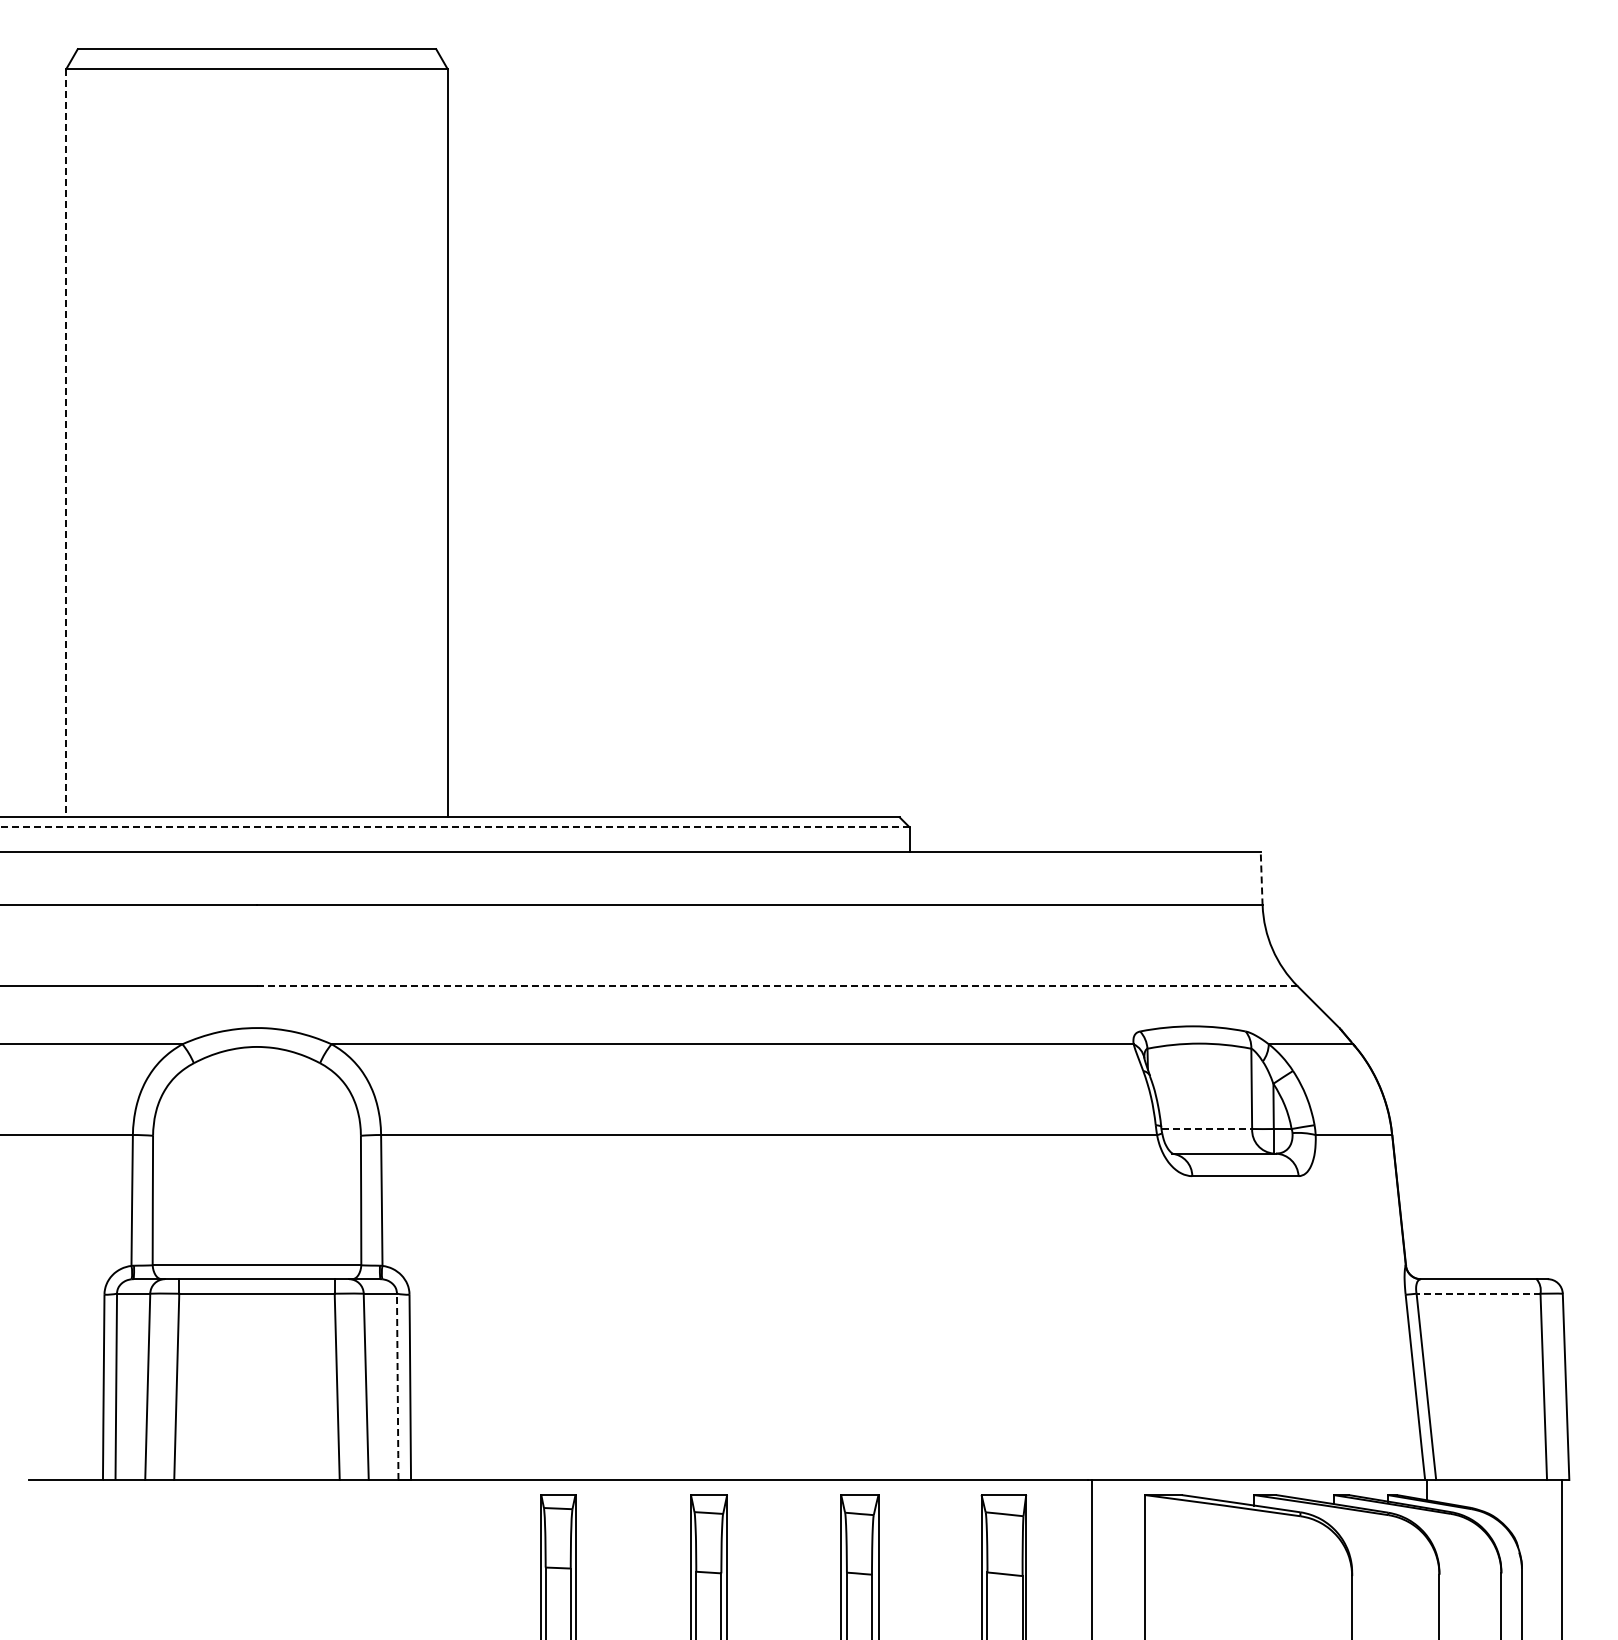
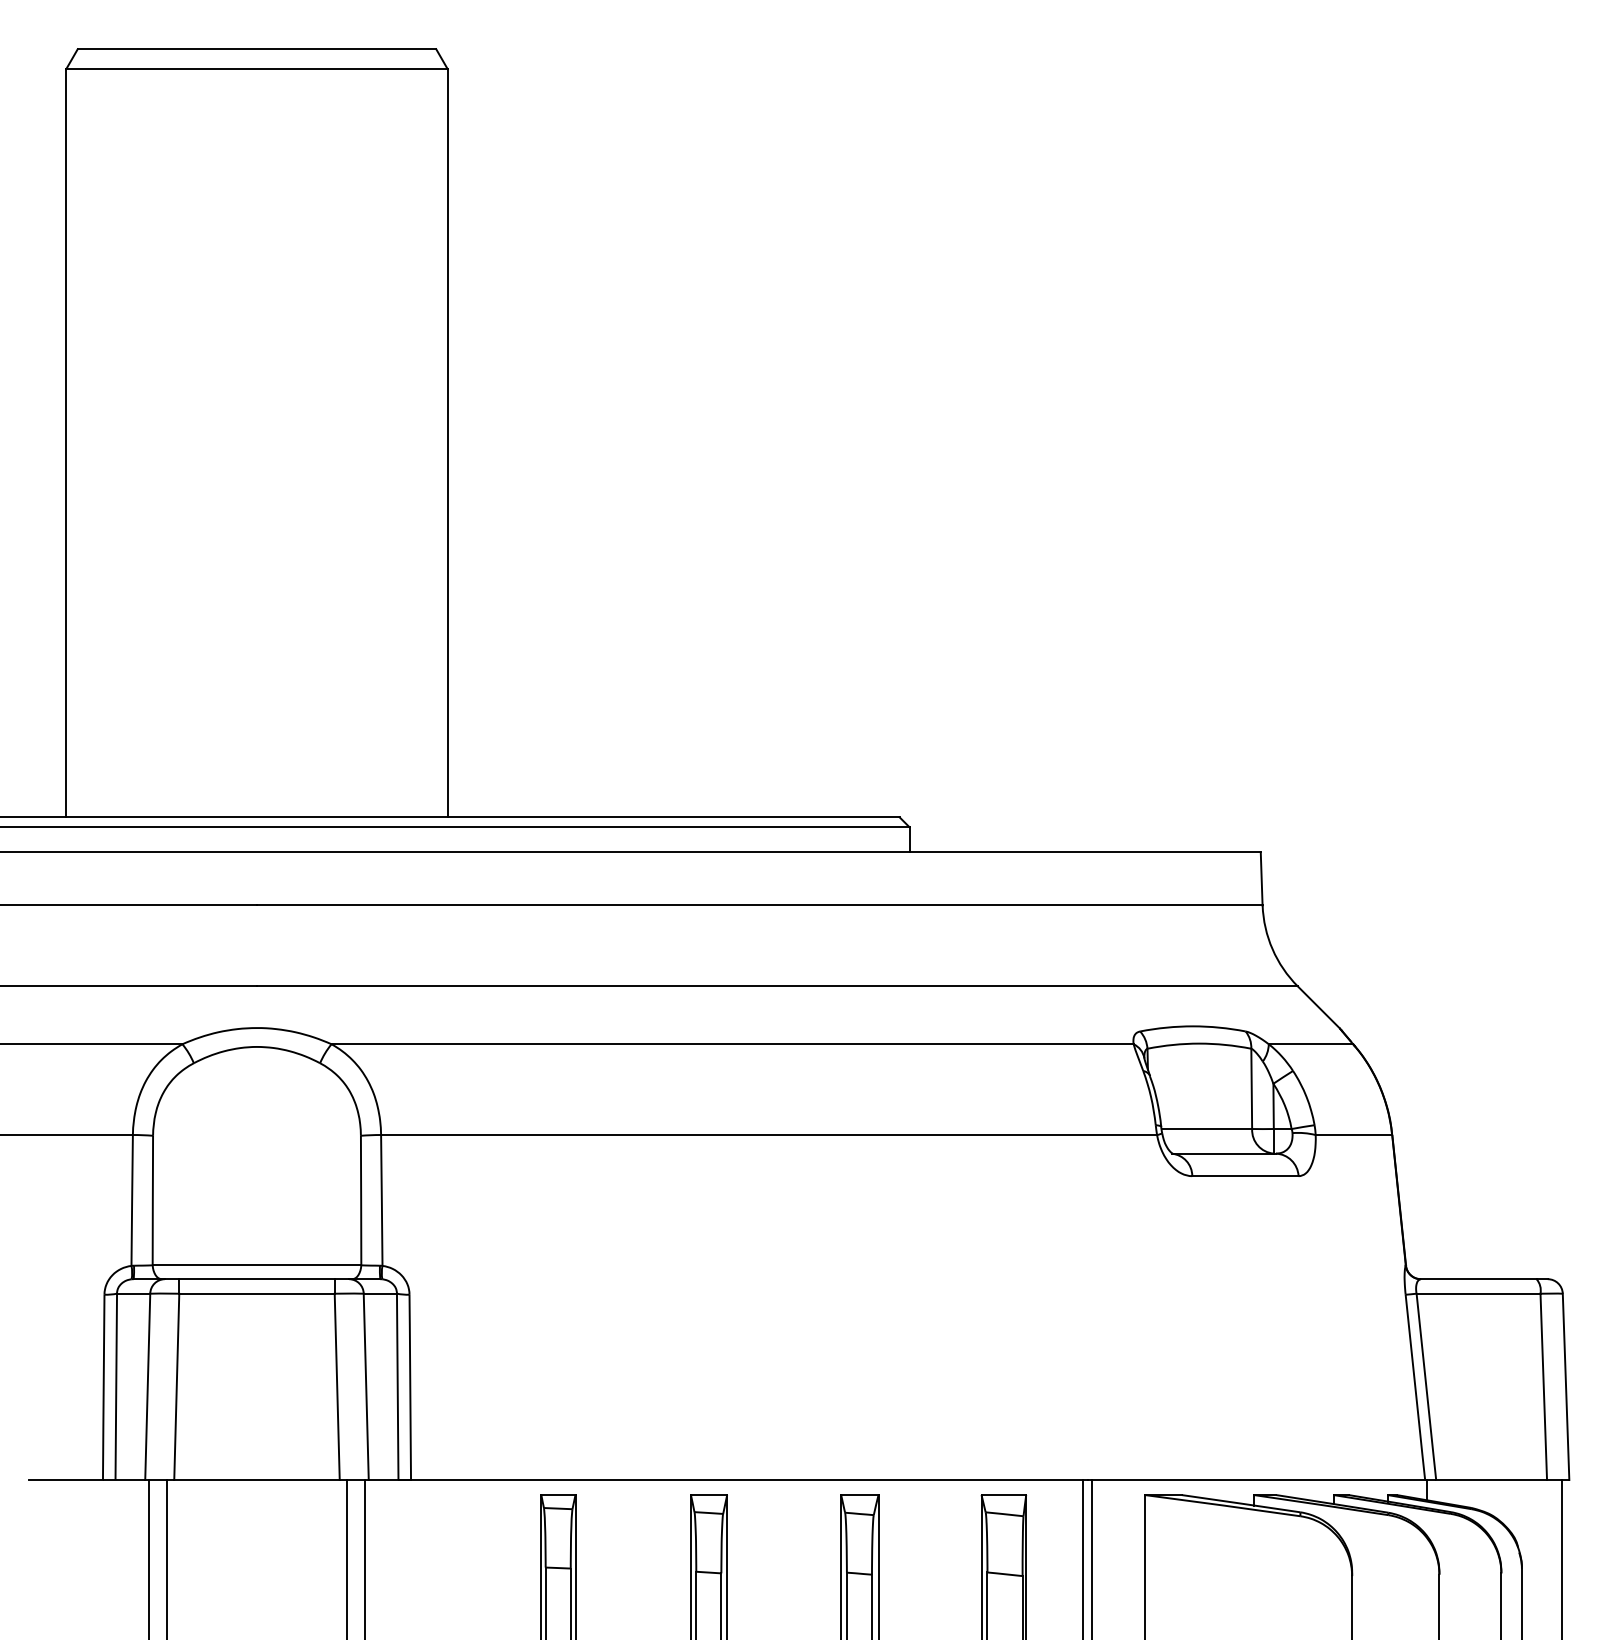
line: dashed -> solid (66, 443)
line: dashed -> solid (454, 827)
line: dashed -> solid (1261, 878)
line: dashed -> solid (776, 986)
line: dashed -> solid (1207, 1128)
line: dashed -> solid (1478, 1293)
line: dashed -> solid (397, 1387)
line: none -> present (148, 1558)
line: none -> present (166, 1558)
line: none -> present (347, 1558)
line: none -> present (365, 1558)
line: none -> present (1083, 1558)
